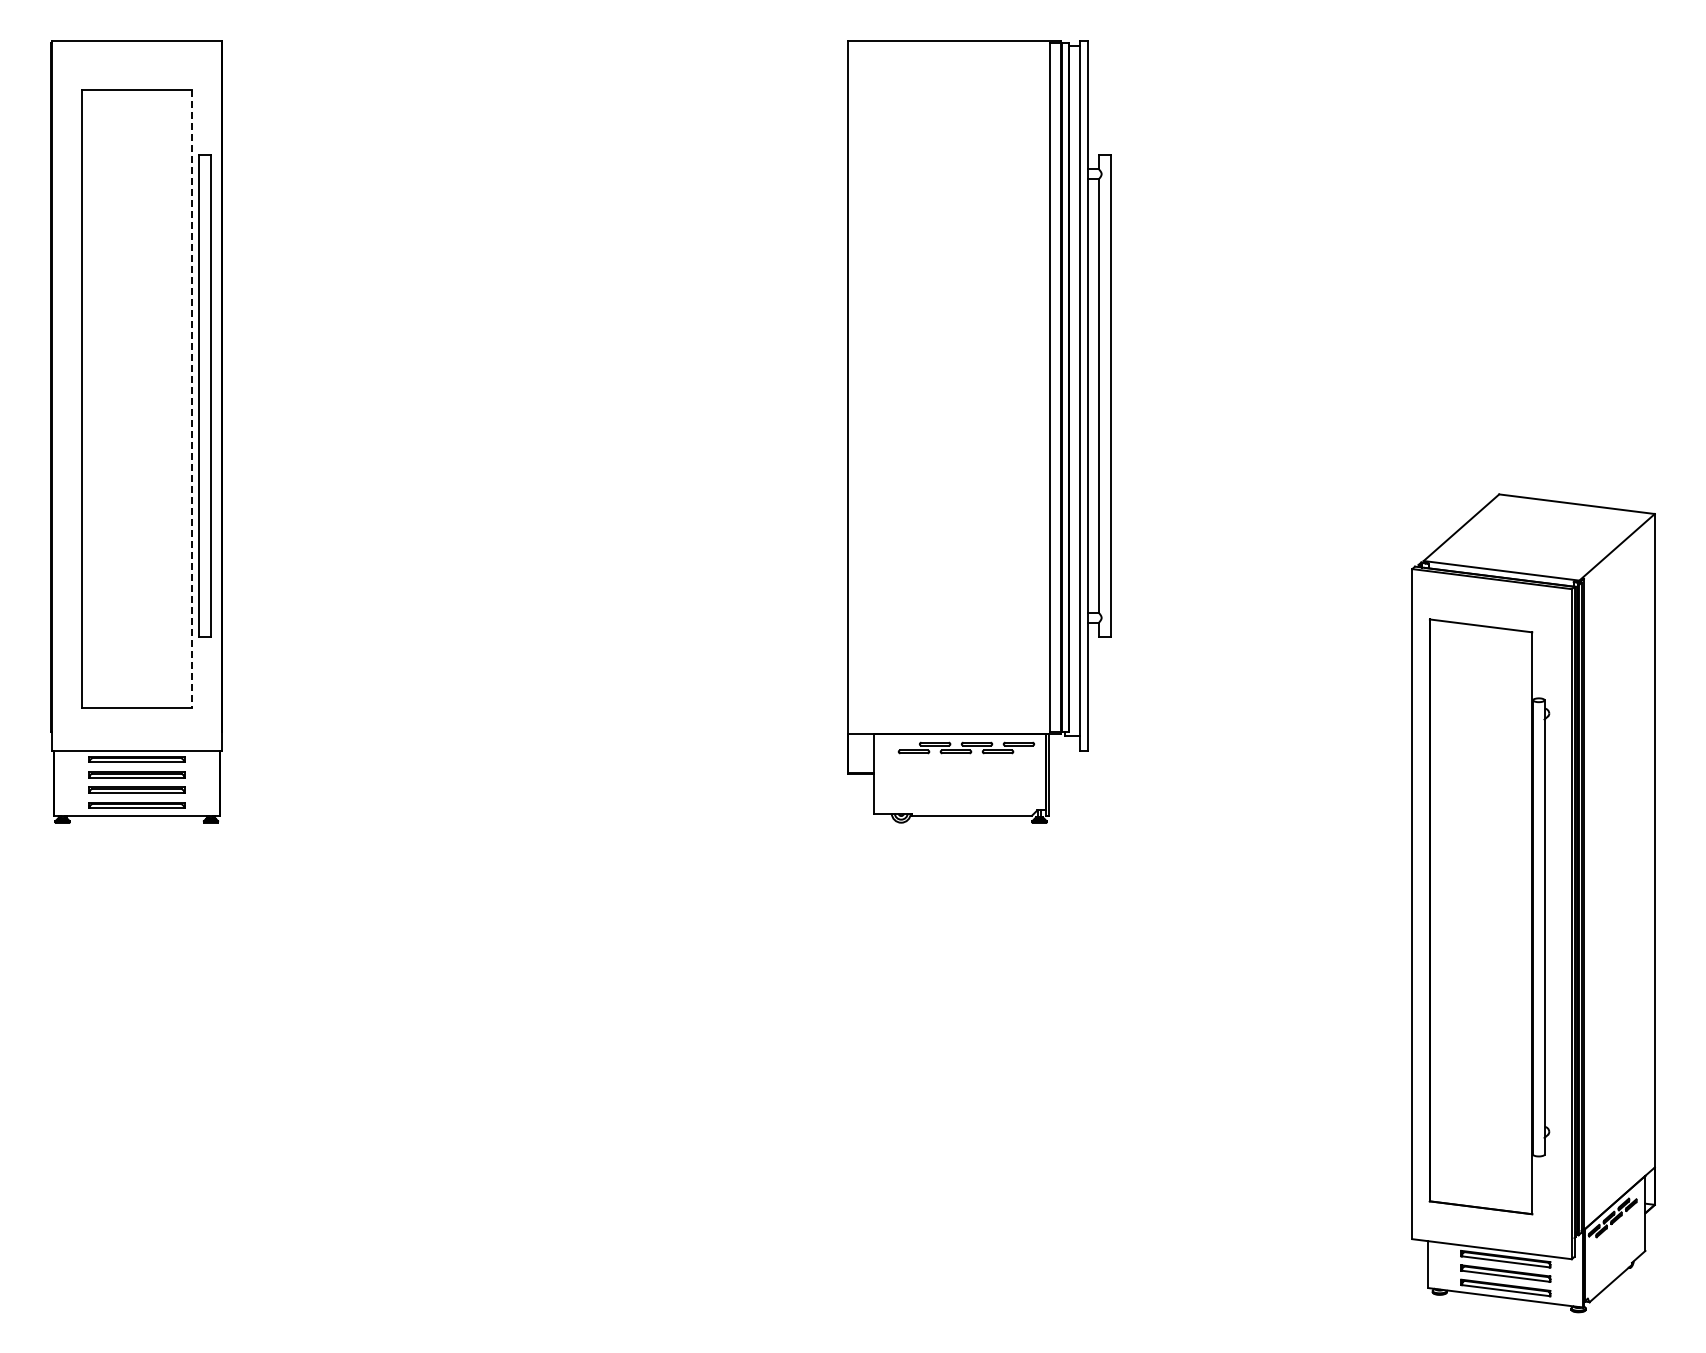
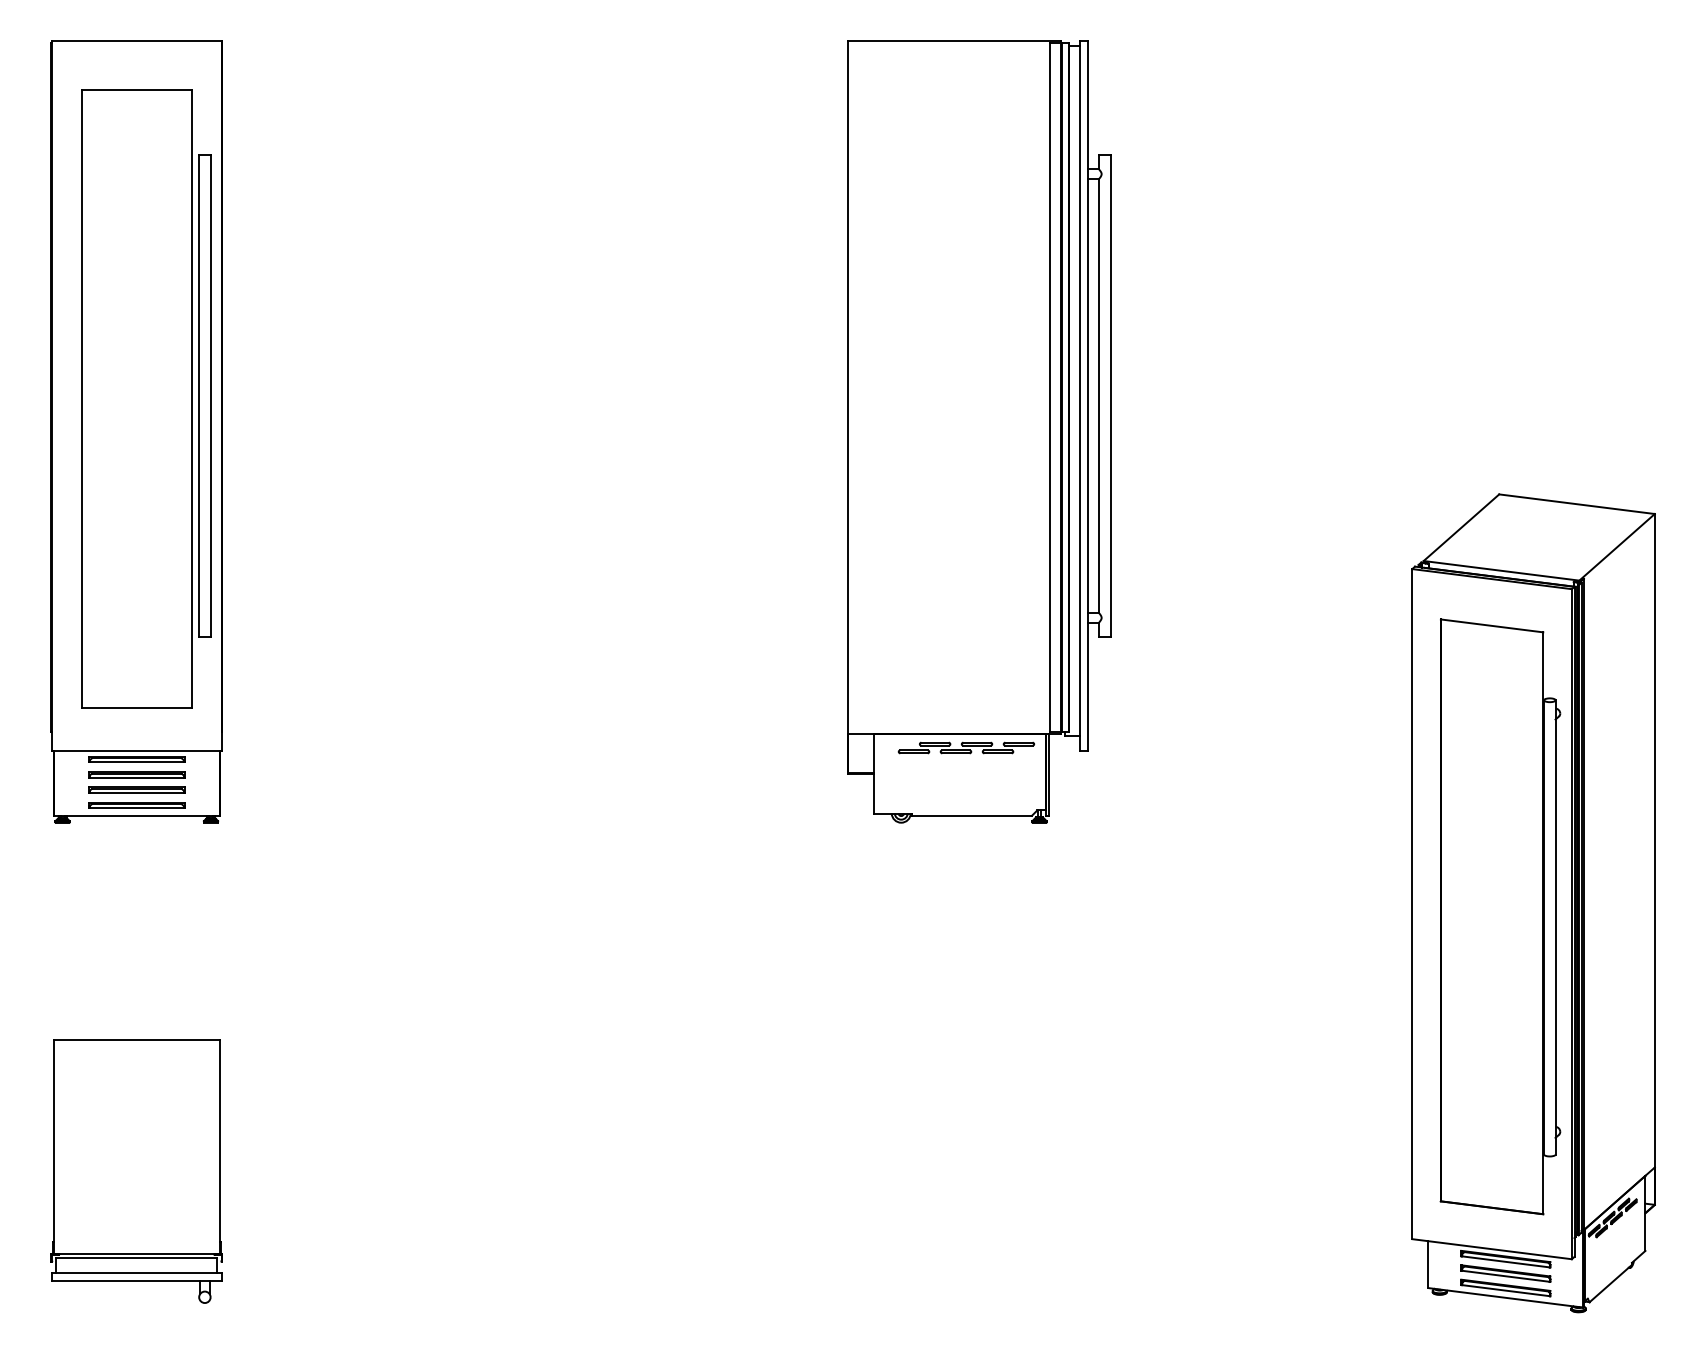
line: dashed -> solid (191, 398)
part position: (1489, 916) -> (1500, 916) (1500, 916)
part: none -> present (136, 1171)
